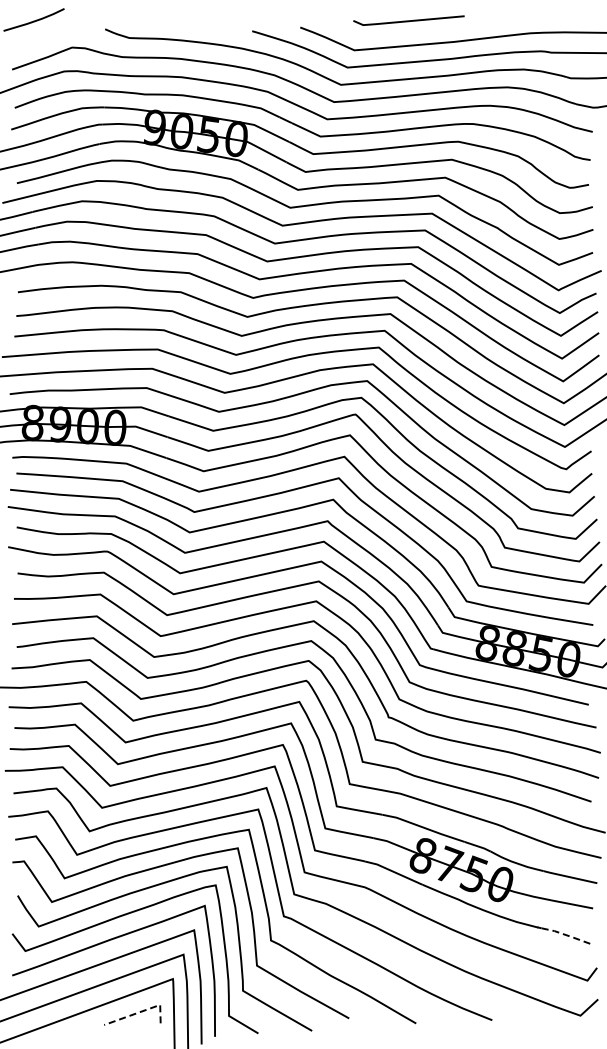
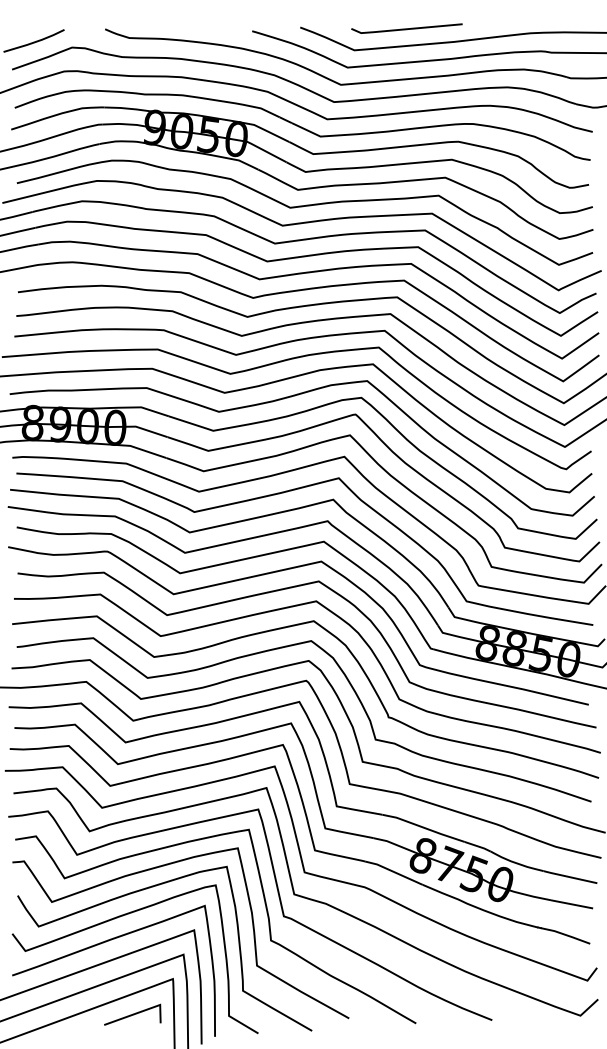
curve position: (33, 20) -> (33, 41) (33, 41)
line position: (408, 20) -> (406, 28) (406, 28)
line: dashed -> solid (565, 934)
line: dashed -> solid (141, 1011)
